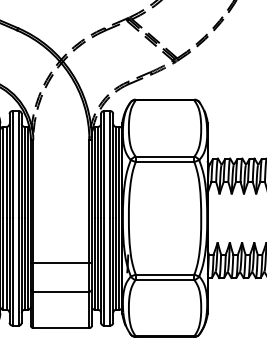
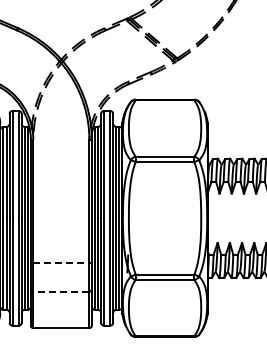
line: solid -> dashed (61, 263)
line: solid -> dashed (60, 291)
